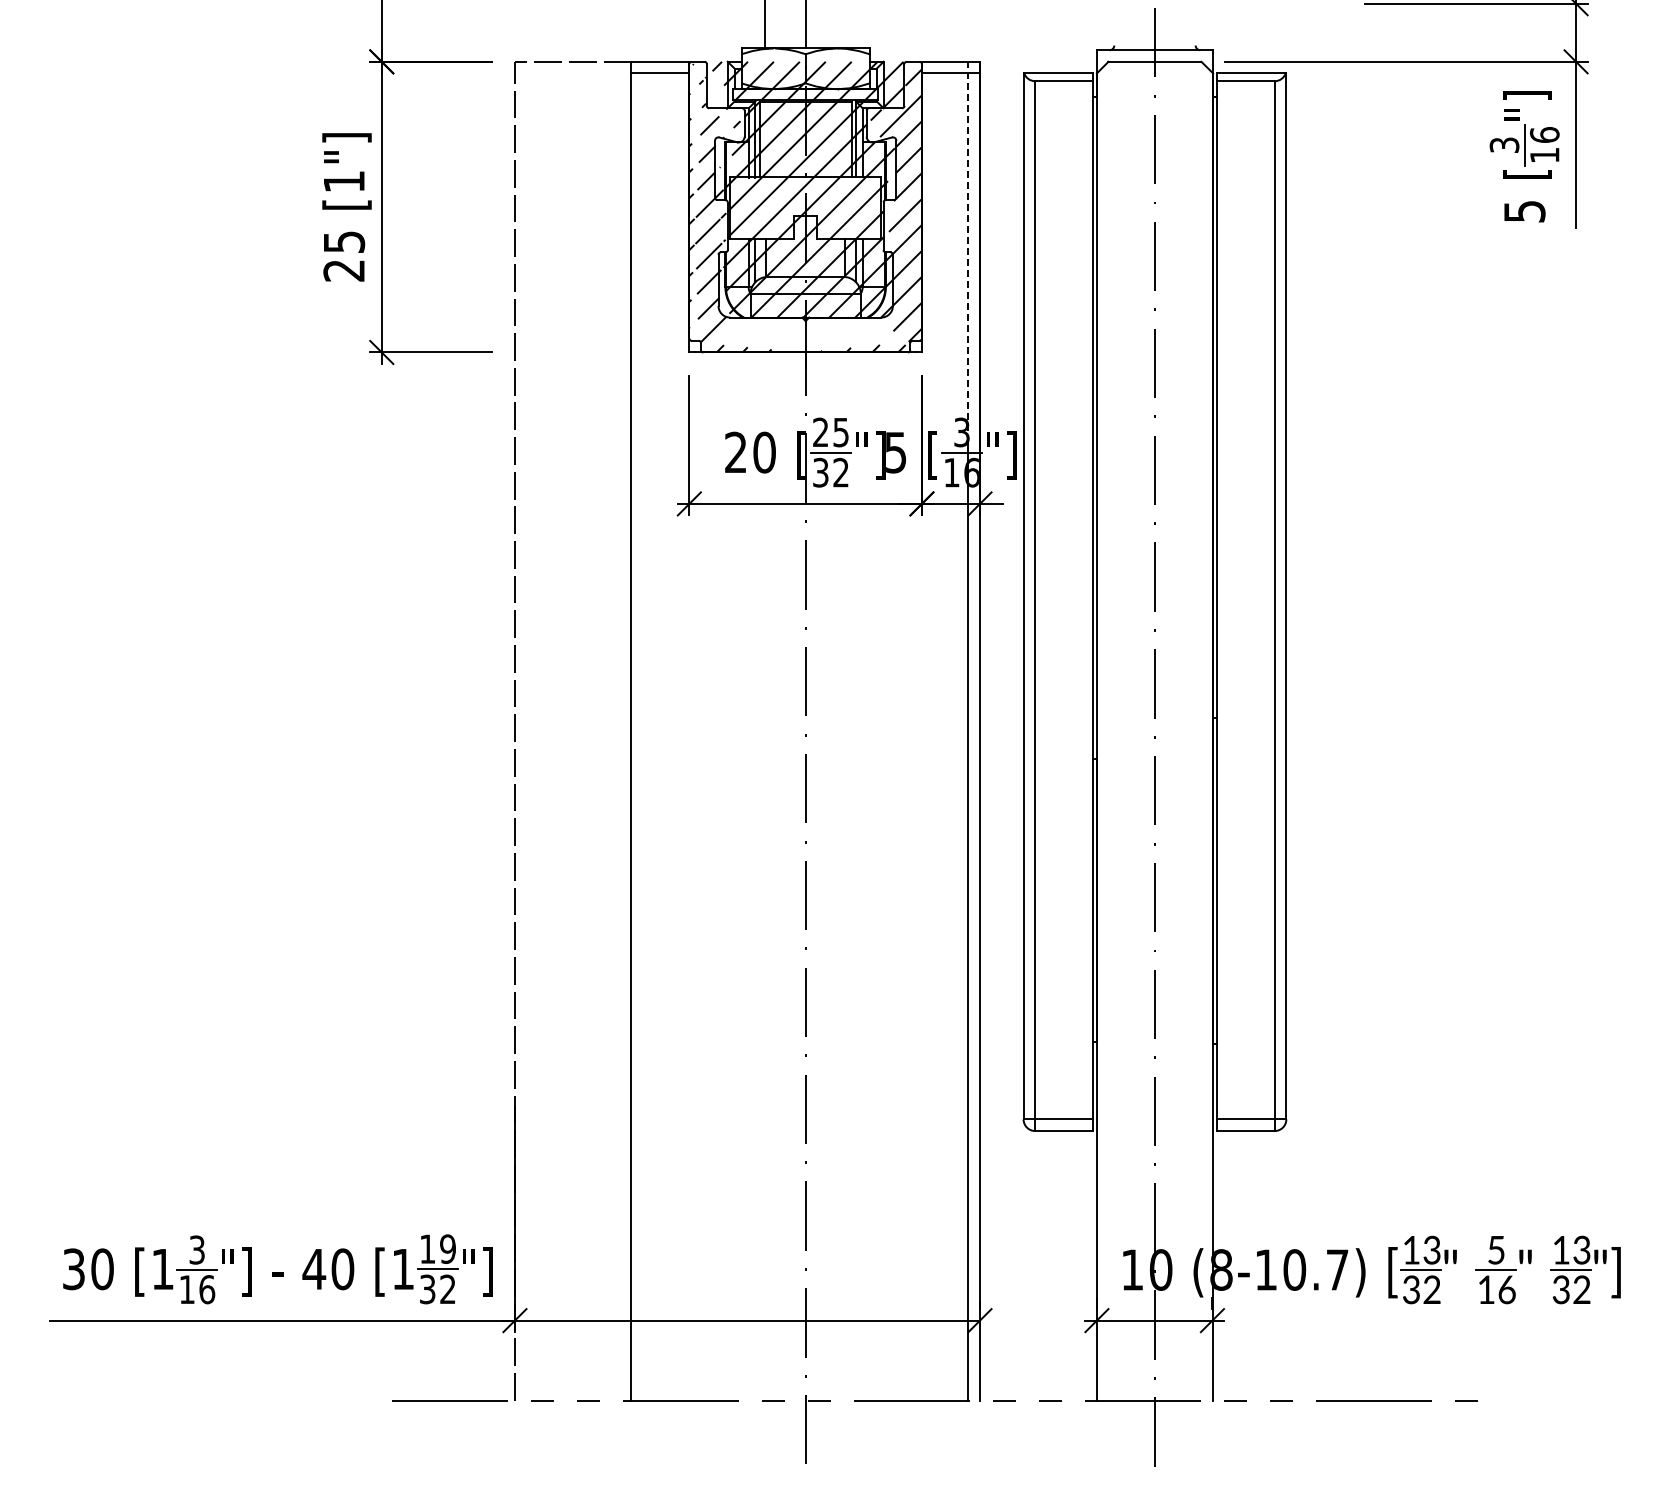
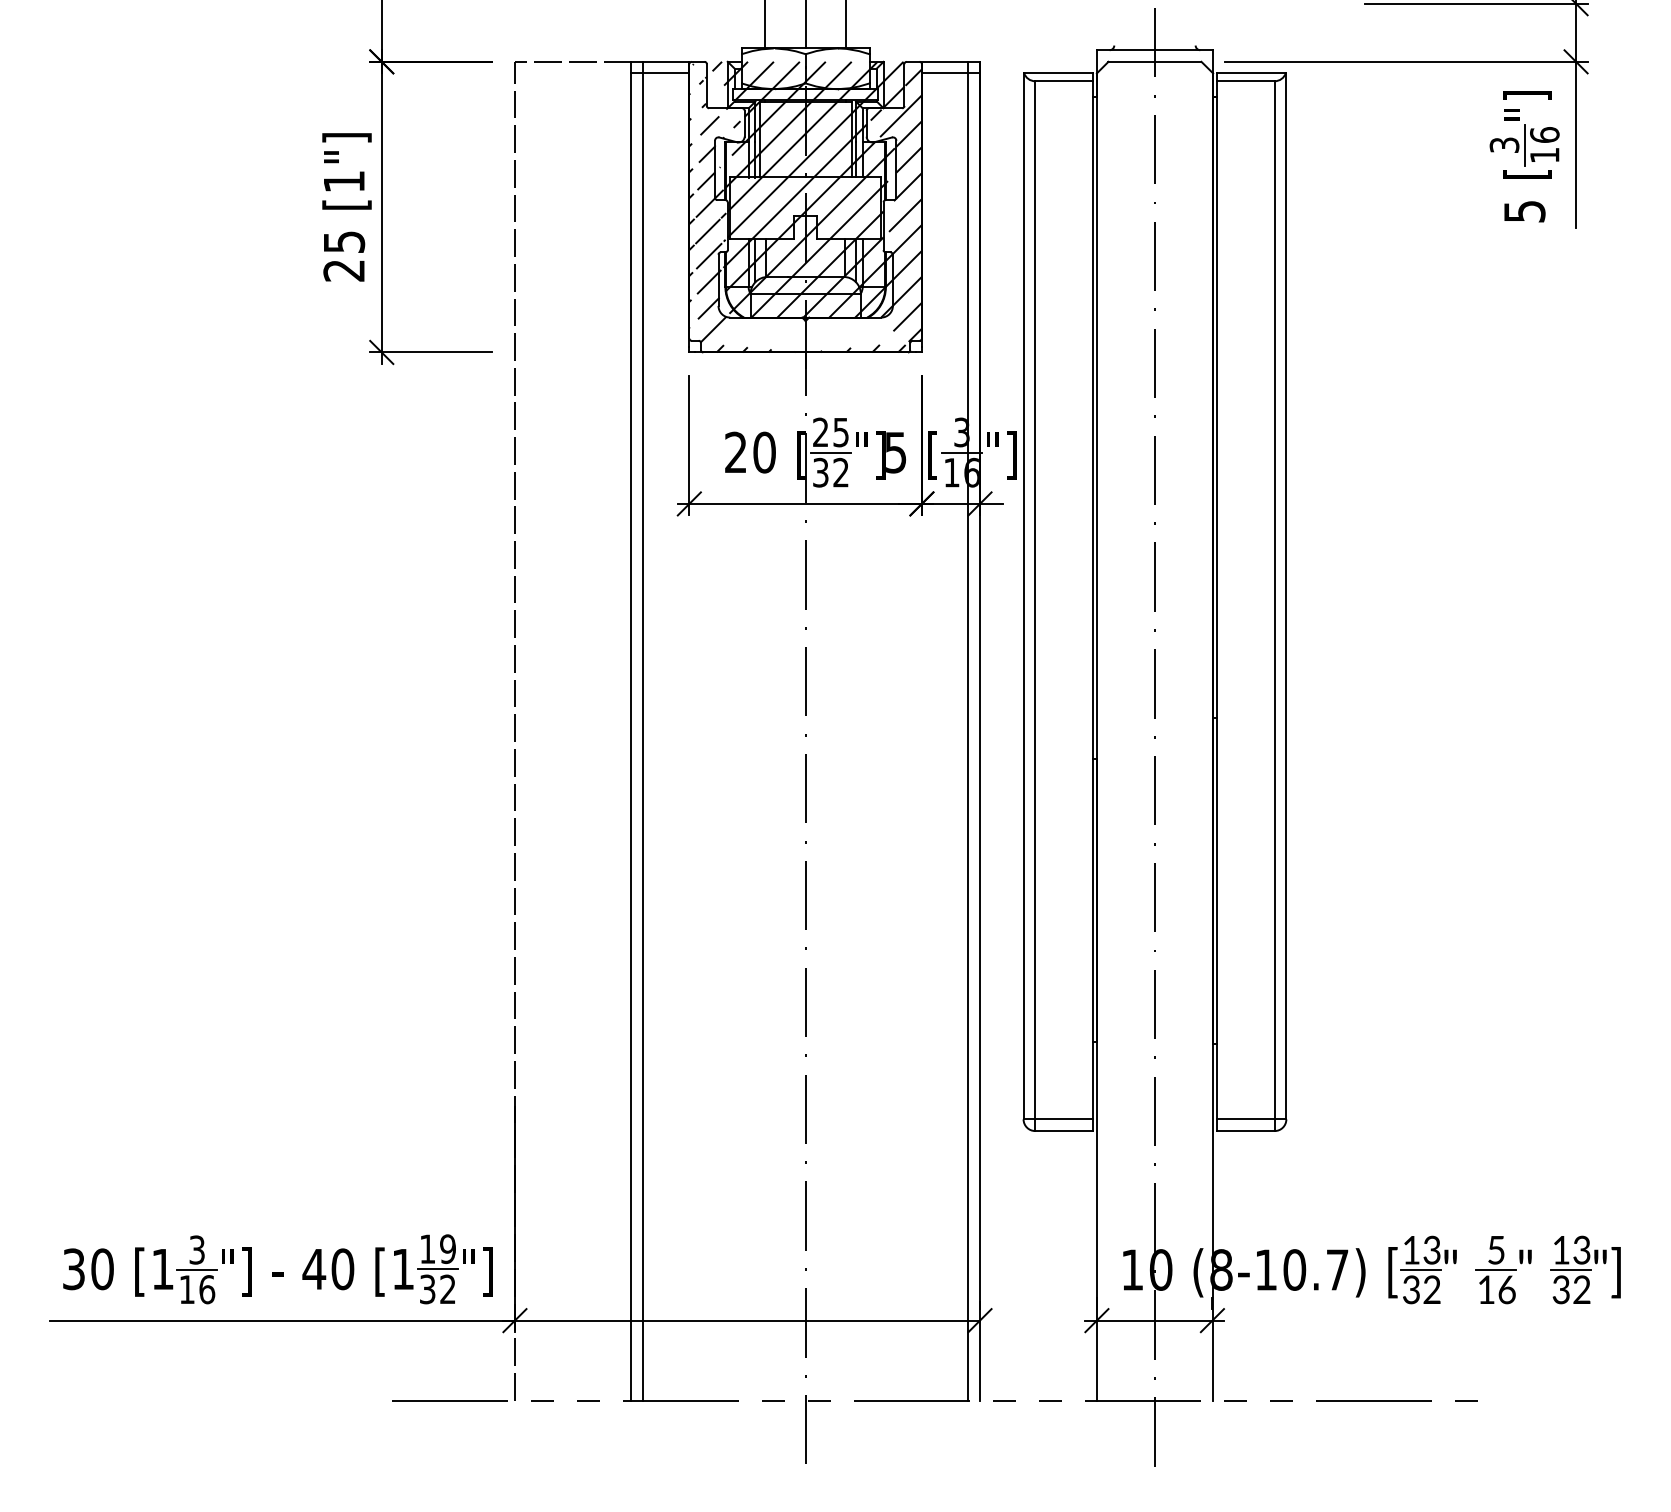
line: none -> present (846, 25)
line: dashed -> solid (968, 251)
line: none -> present (642, 730)
